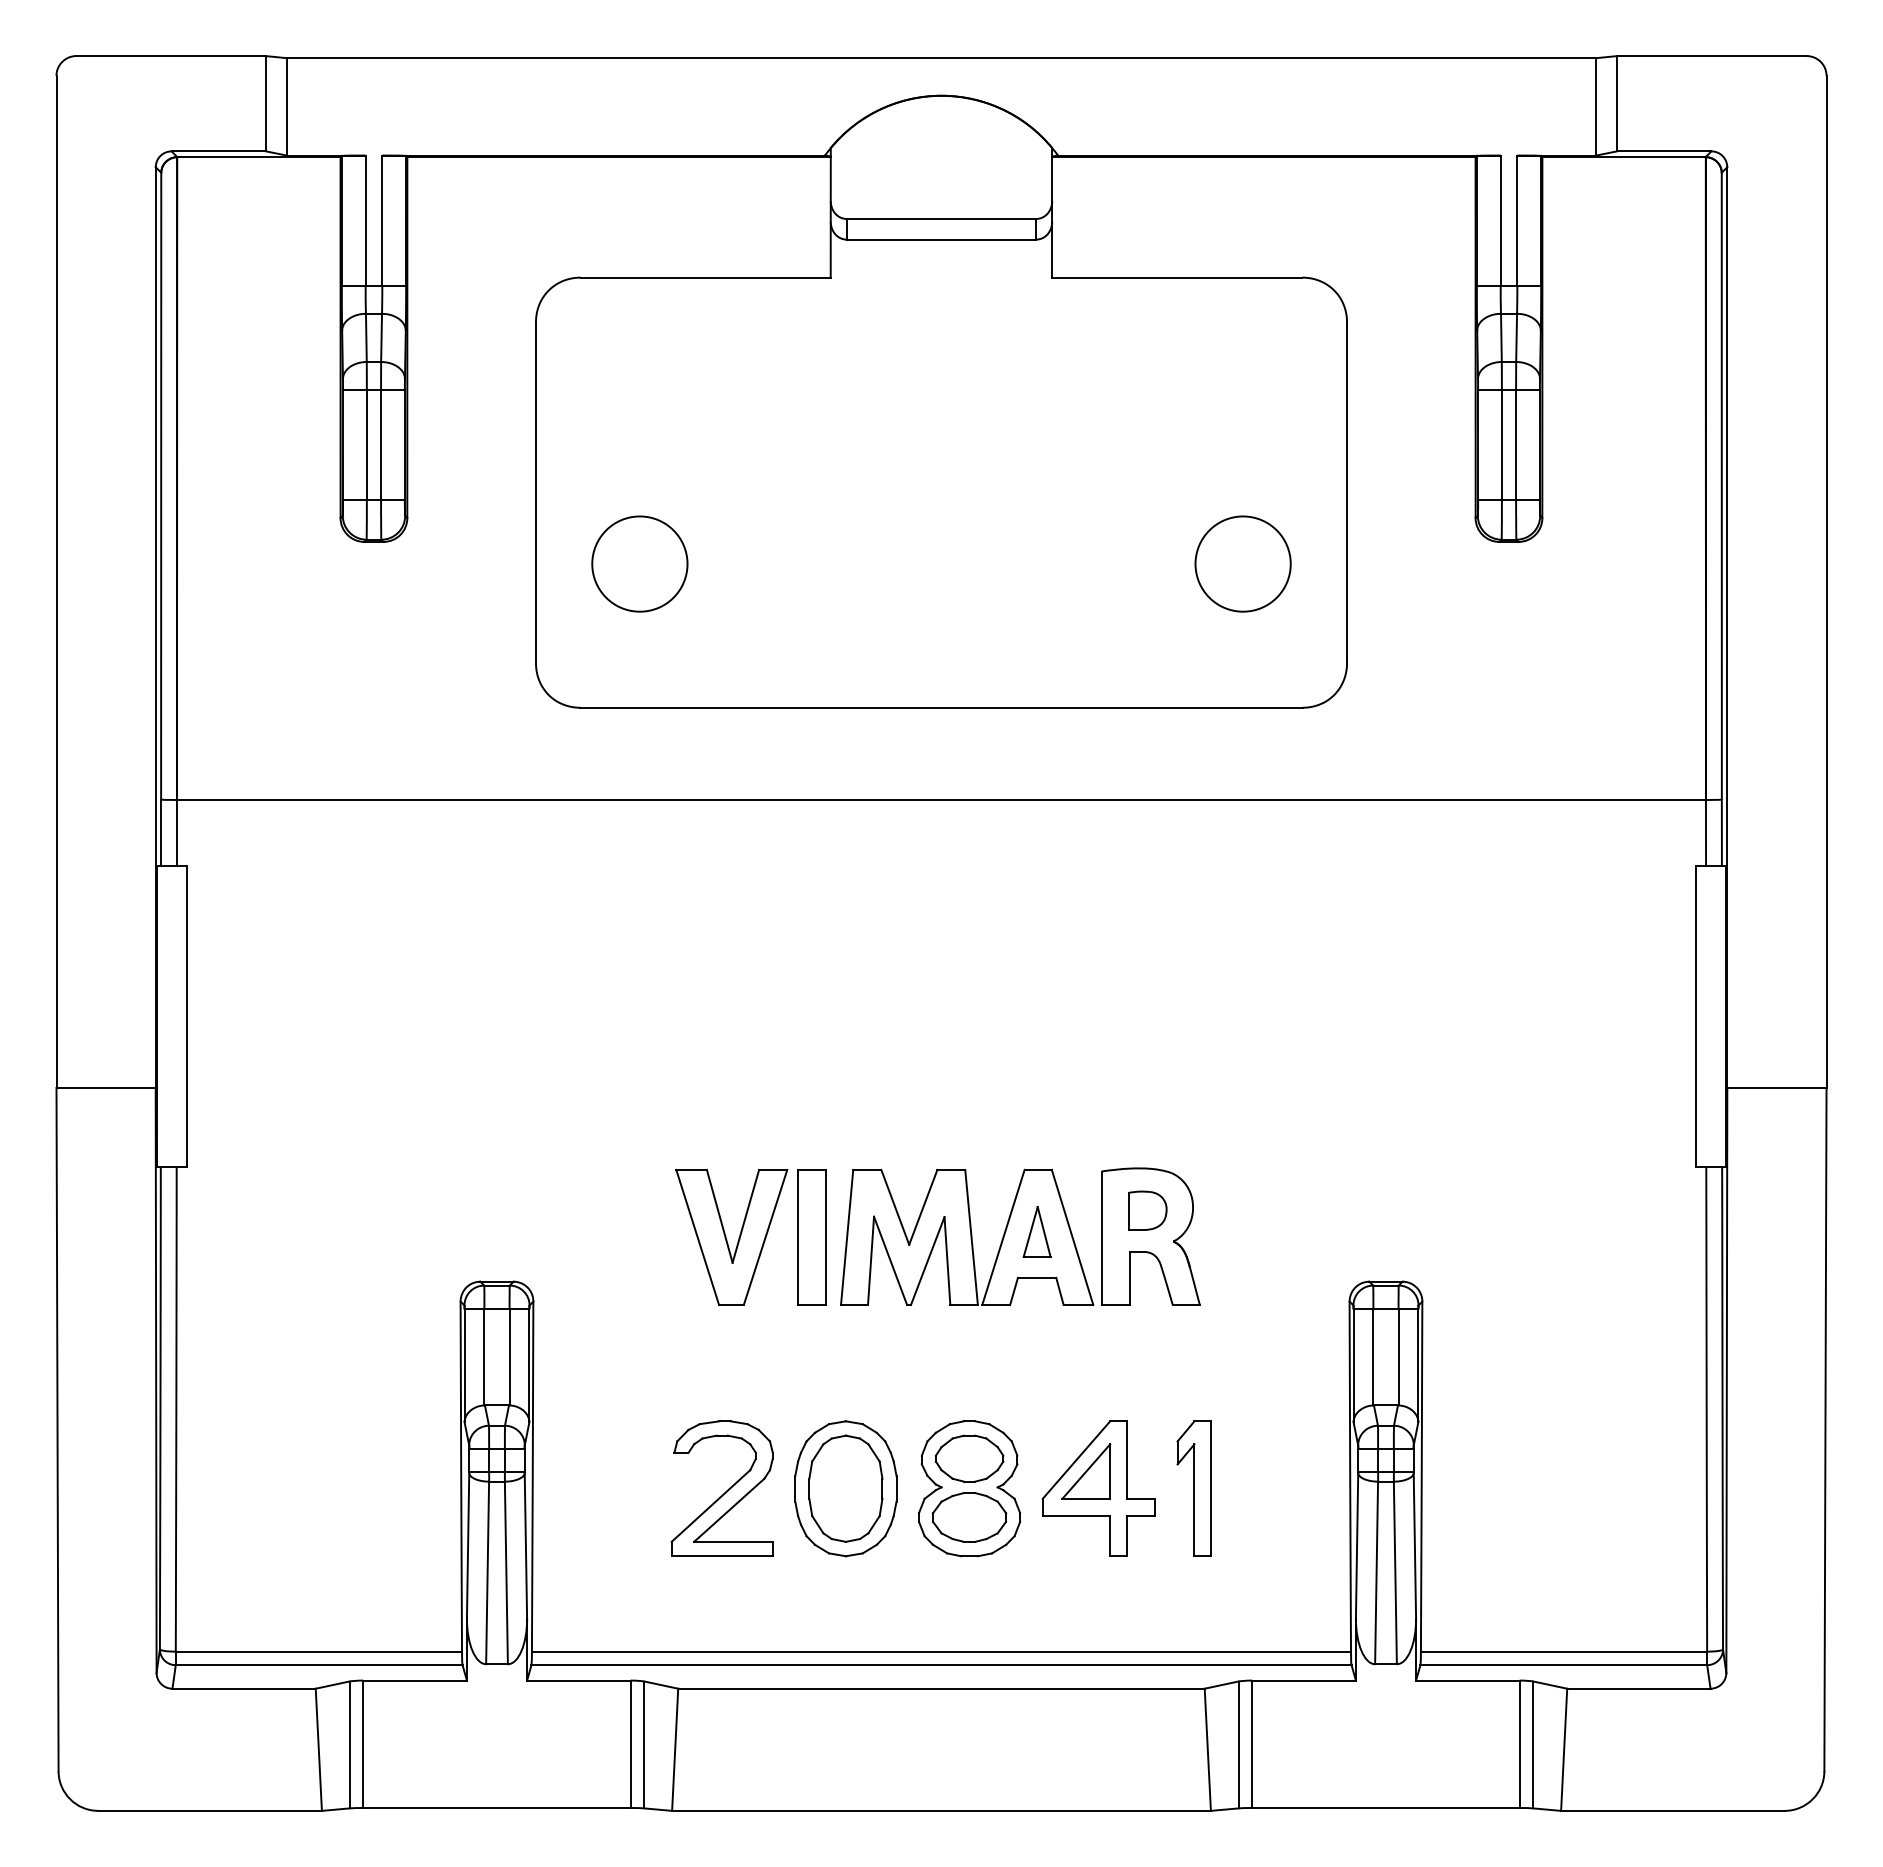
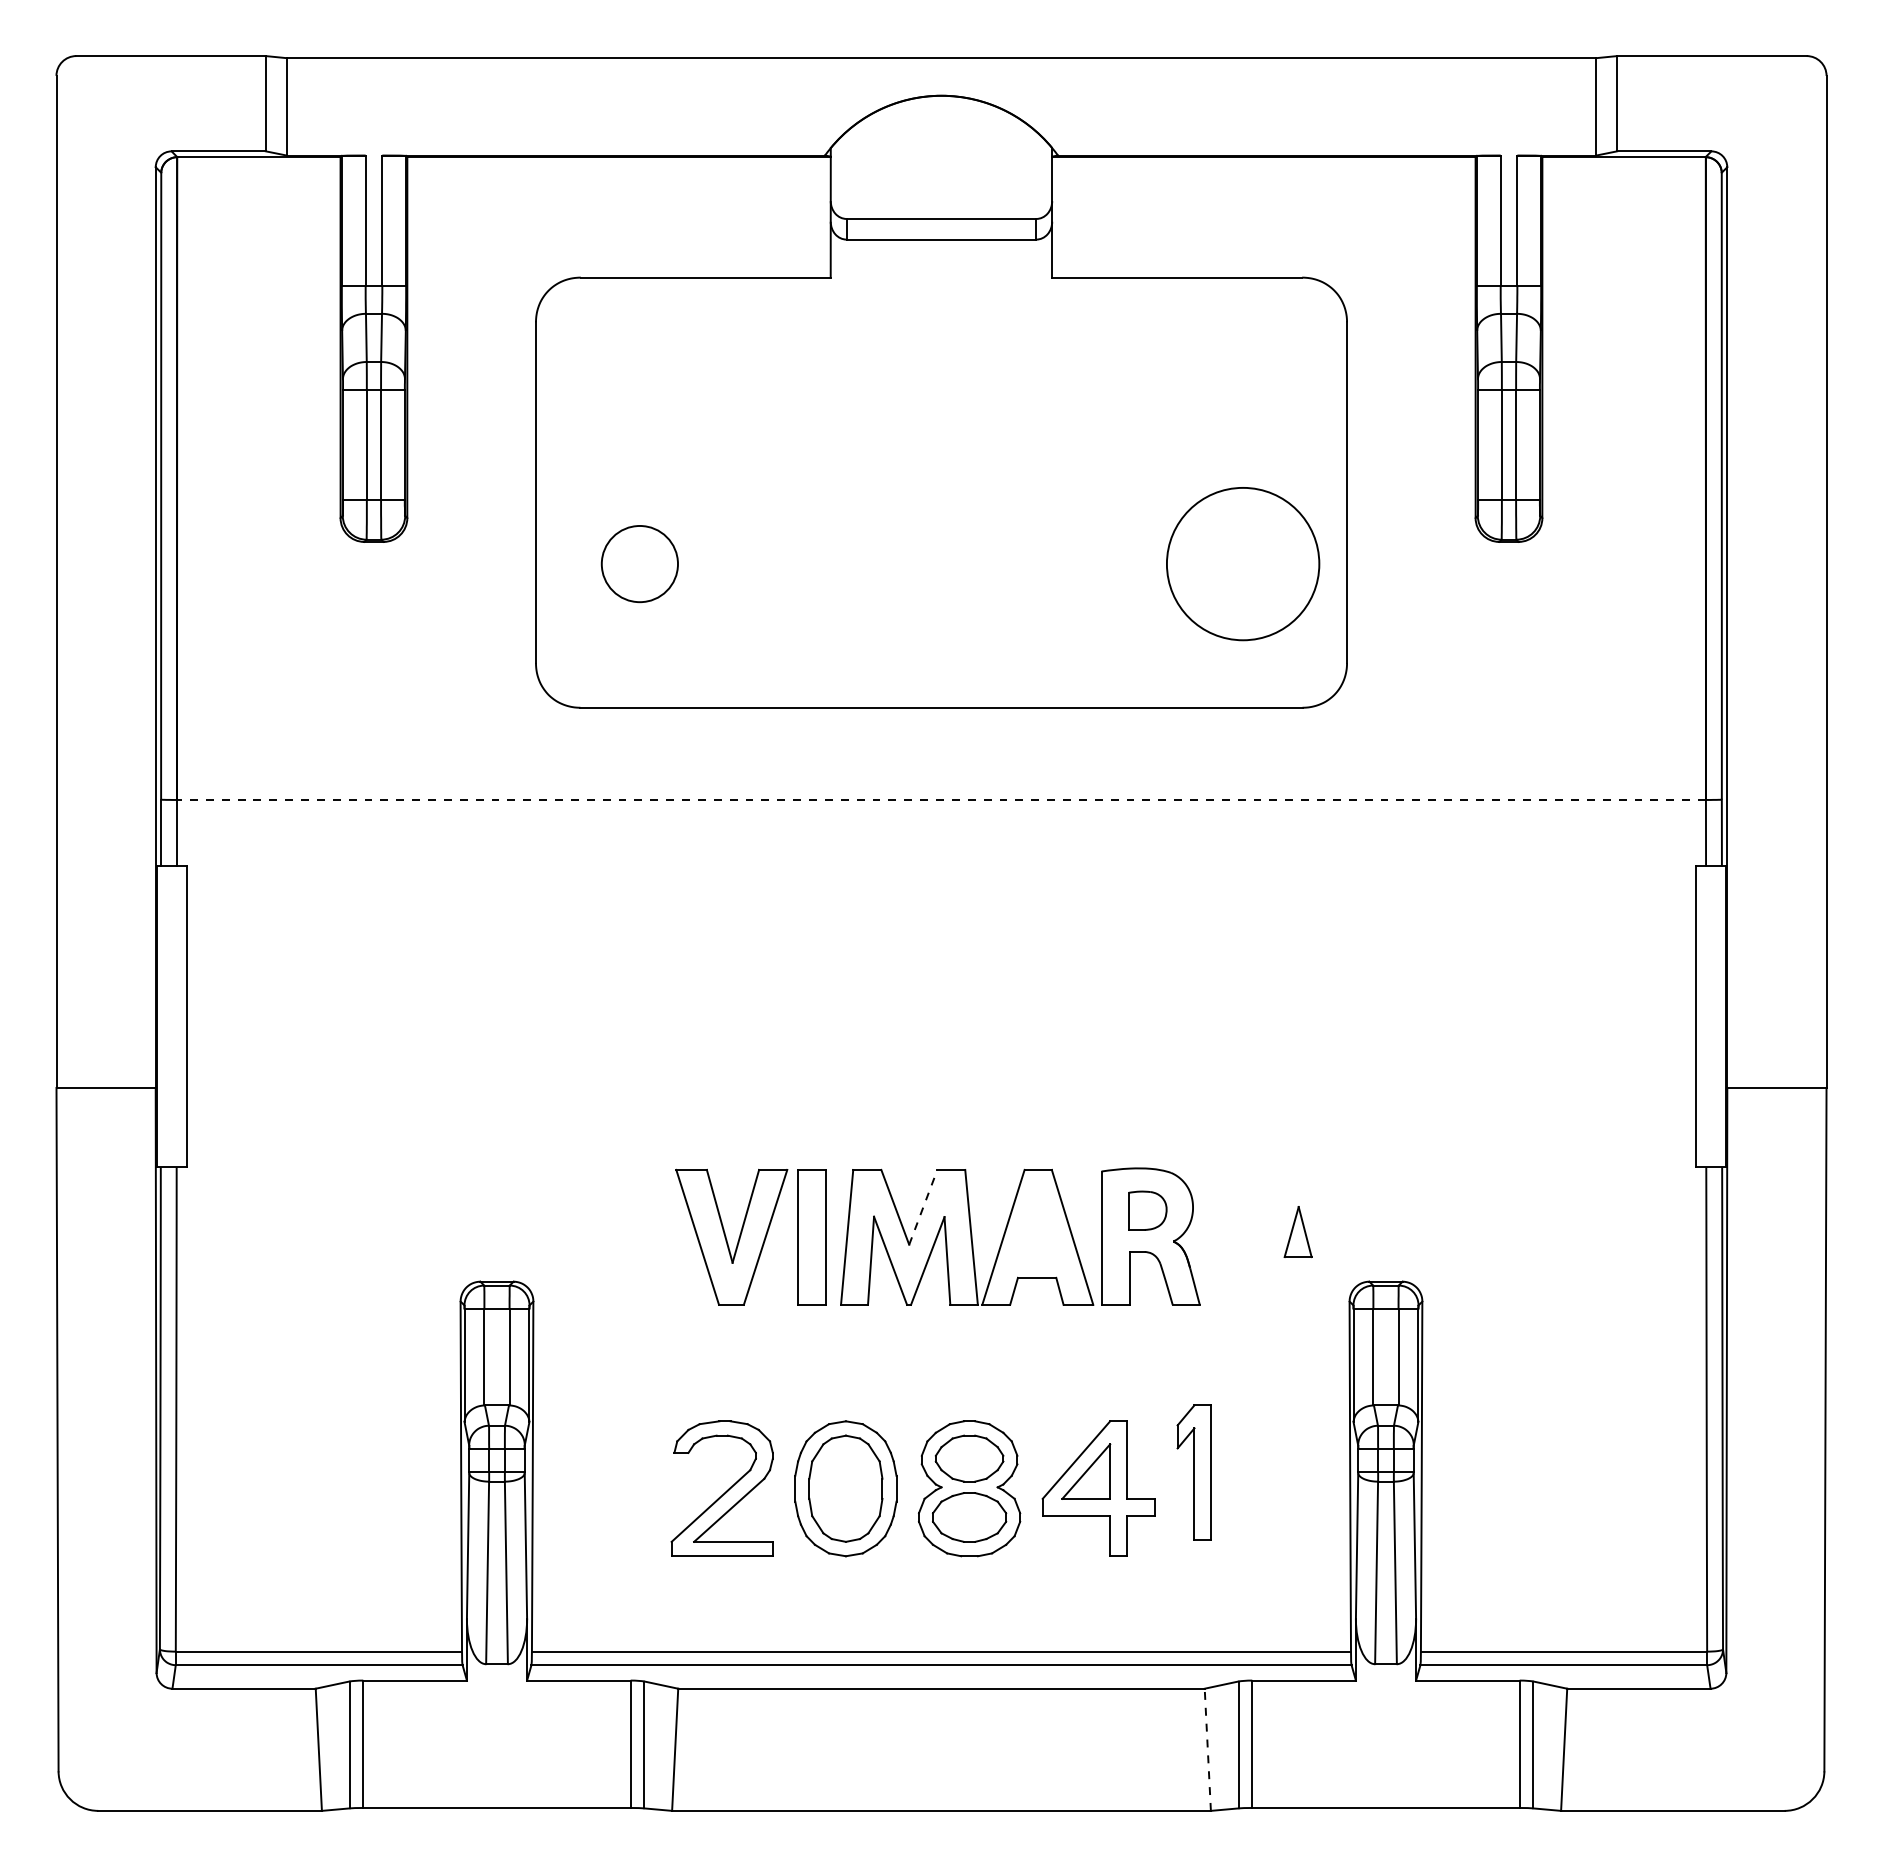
circle diameter: 95 px -> 76 px (639, 563)
circle diameter: 95 px -> 152 px (1242, 563)
line: solid -> dashed (940, 799)
line: solid -> dashed (923, 1207)
part position: (1036, 1232) -> (1297, 1232) (1297, 1232)
part position: (1193, 1488) -> (1193, 1472) (1193, 1472)
line: solid -> dashed (1207, 1749)
